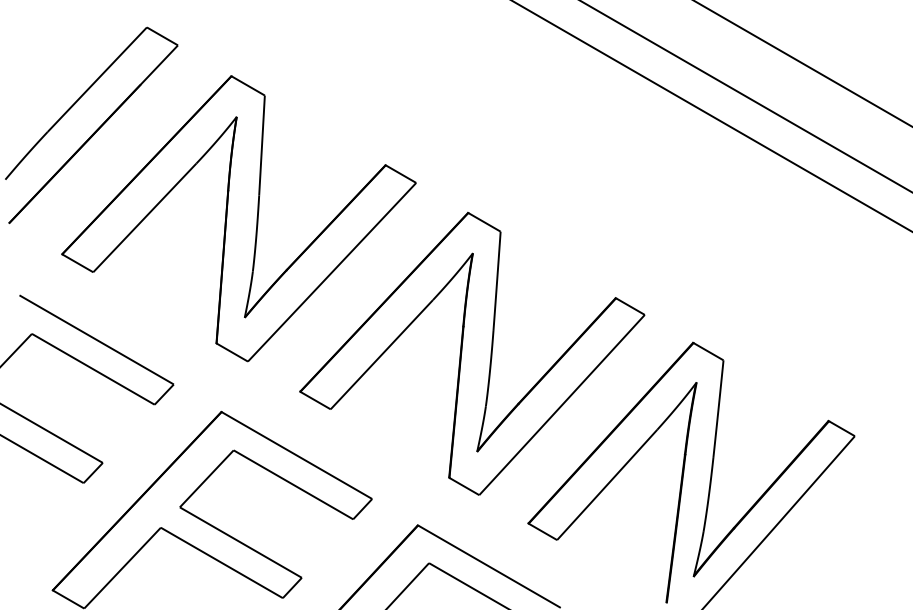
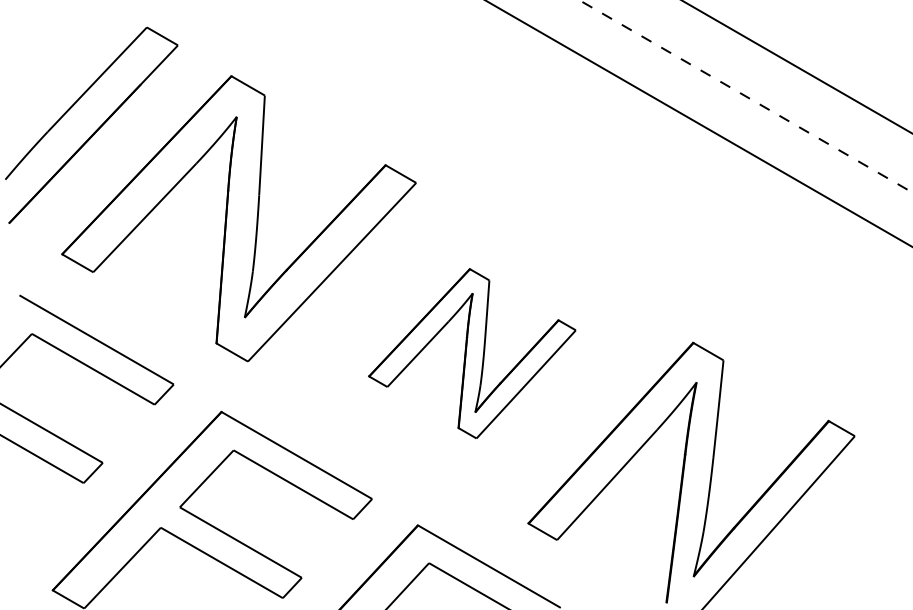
line position: (802, 63) -> (796, 66) (796, 66)
line: solid -> dashed (745, 96)
line position: (711, 116) -> (698, 123) (698, 123)
part size: 347x285 px -> 209x171 px (472, 353)
